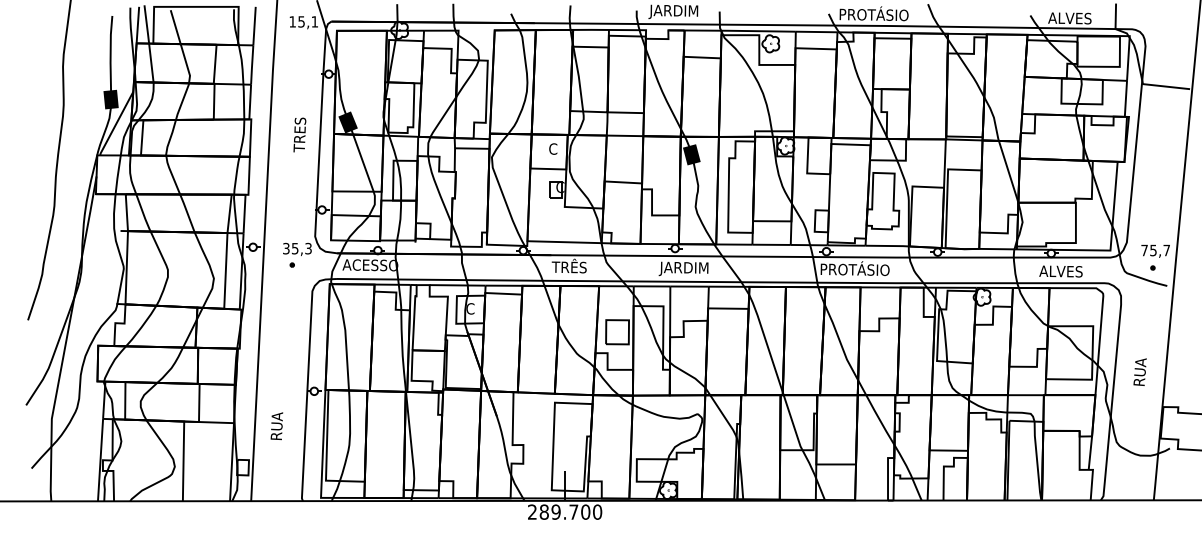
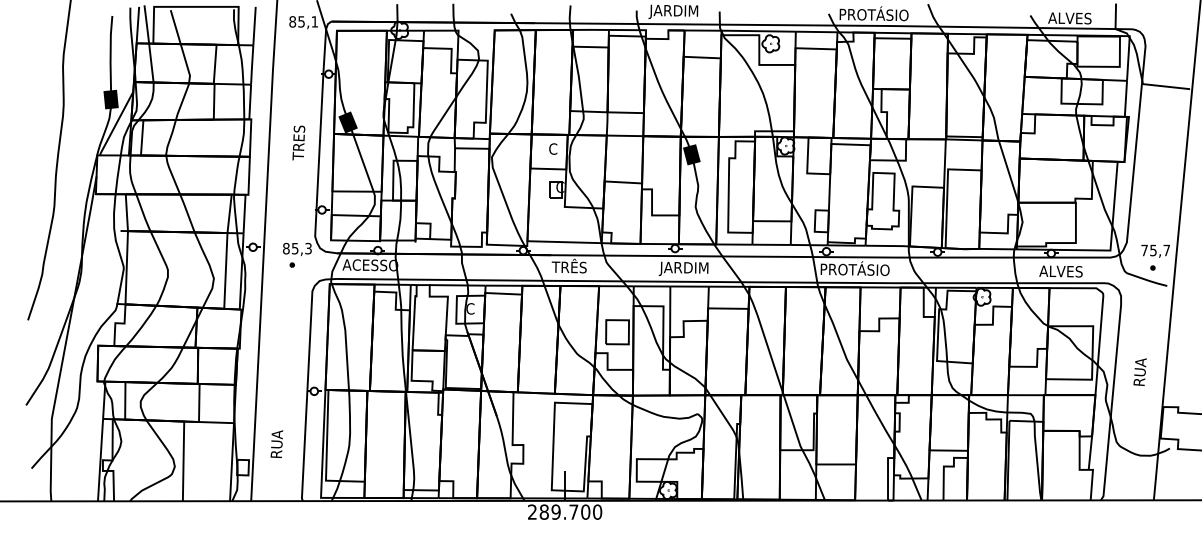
text: 15,1 -> 85,1 (292, 21)
text position: (299, 134) -> (298, 142) (298, 142)
text: 35,3 -> 85,3 (286, 248)
text position: (276, 426) -> (276, 444) (276, 444)
